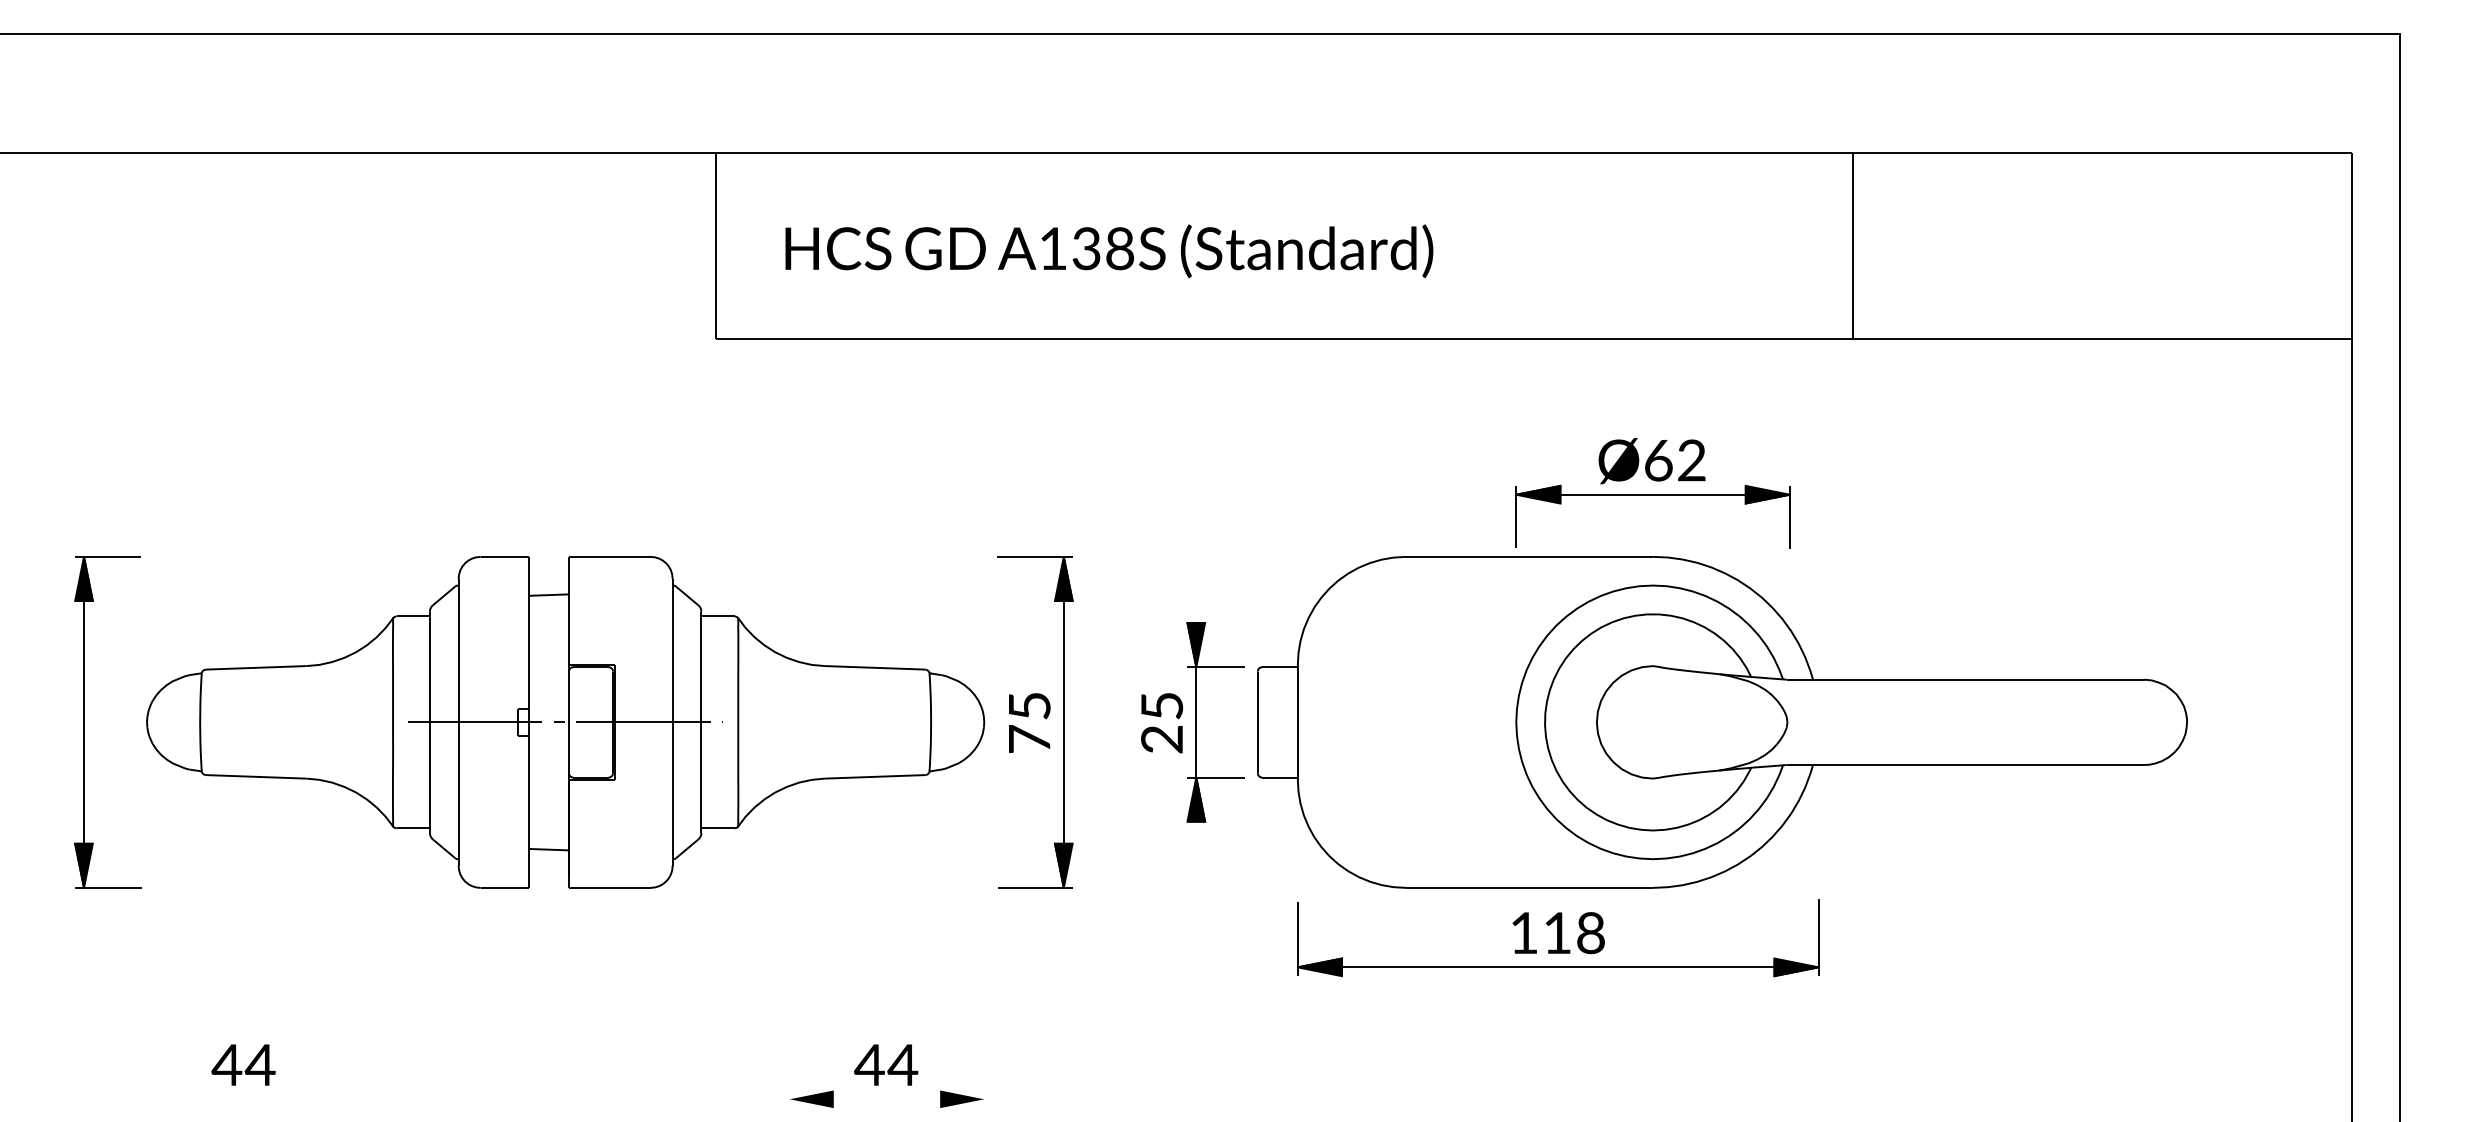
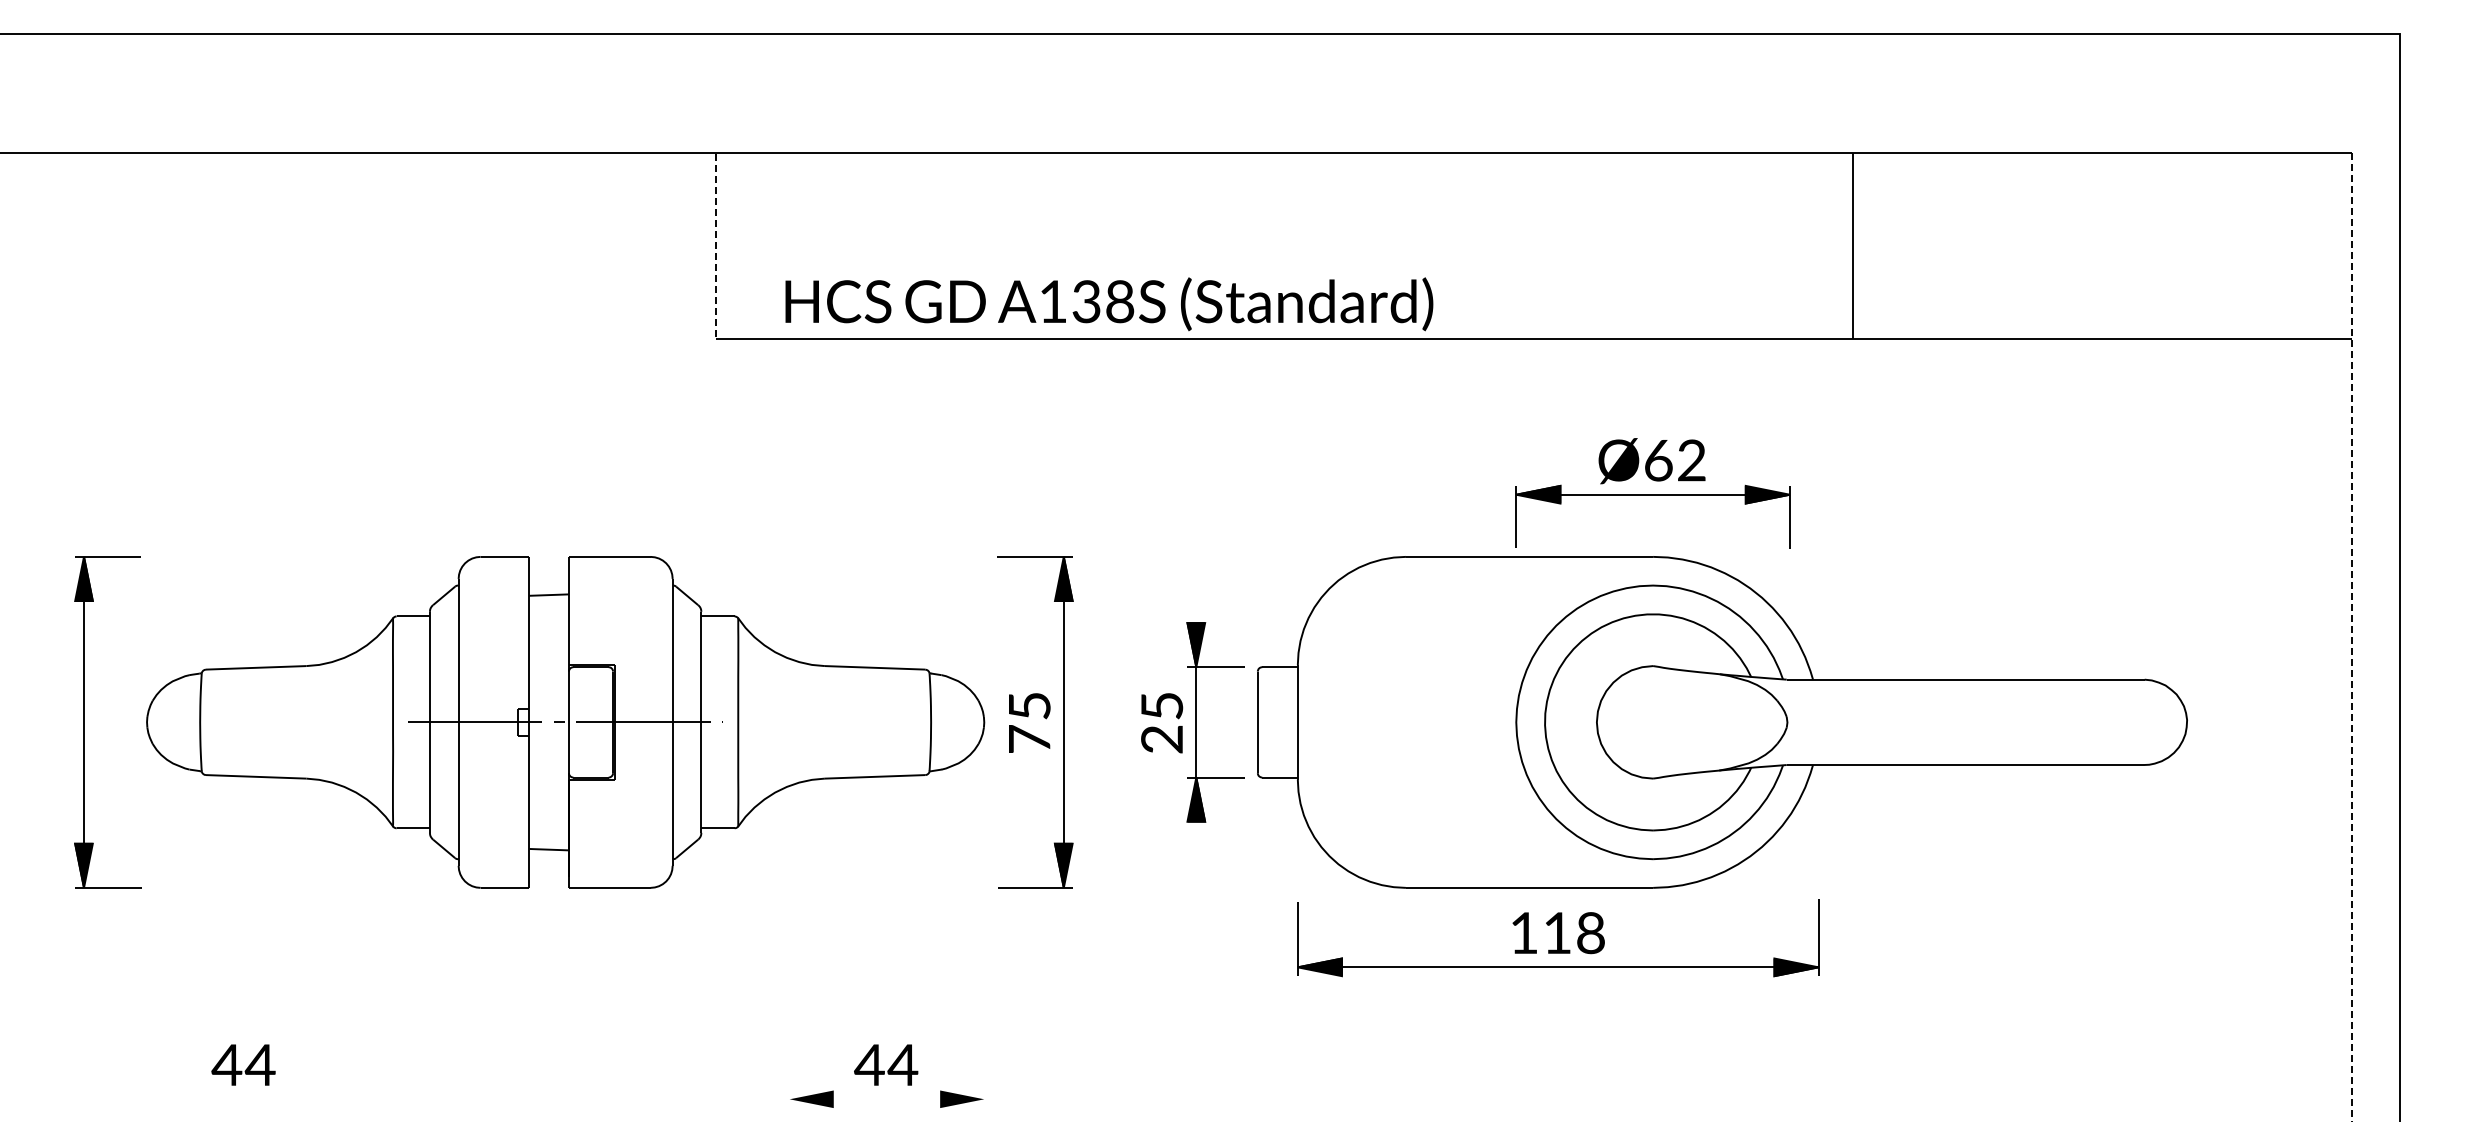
line: solid -> dashed (715, 246)
text position: (1109, 251) -> (1109, 304) (1109, 304)
line: solid -> dashed (2352, 637)
